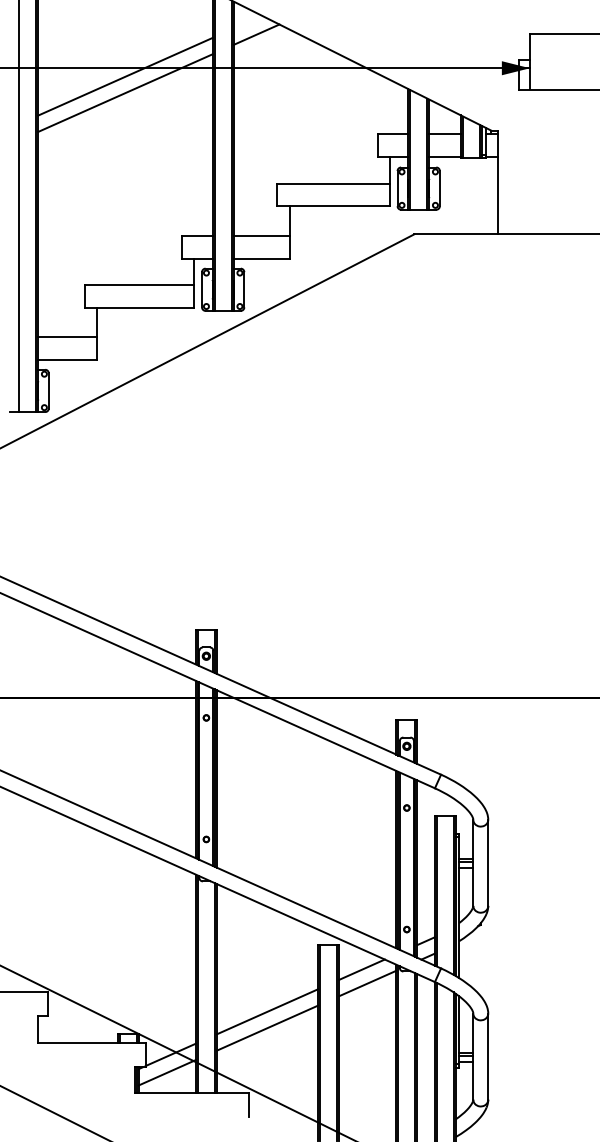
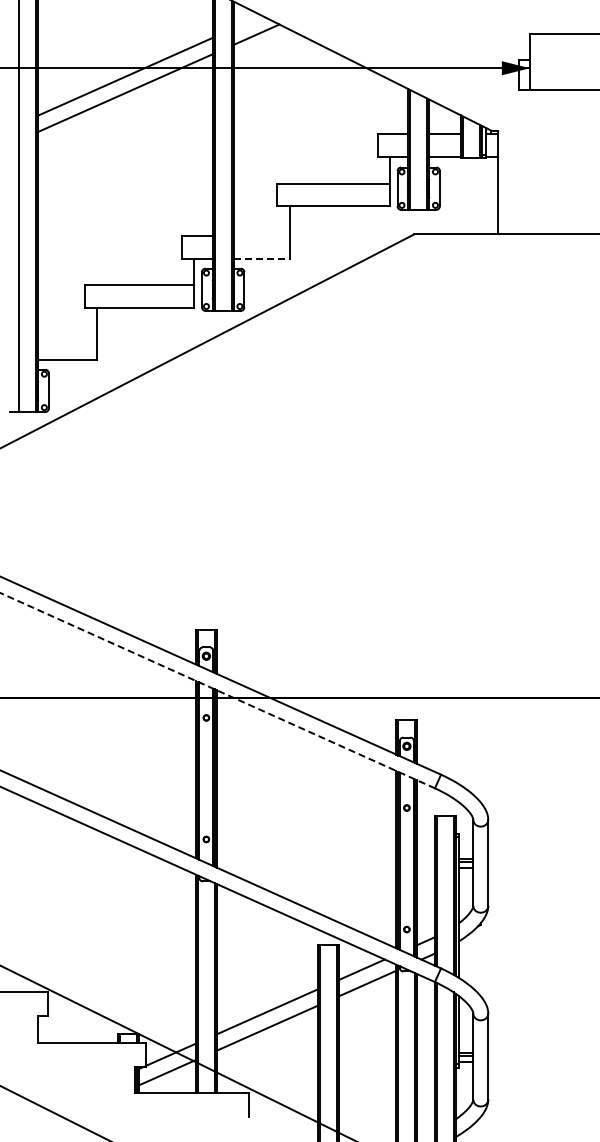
line: present -> none (261, 235)
line: solid -> dashed (262, 258)
line: present -> none (67, 337)
line: solid -> dashed (217, 690)
